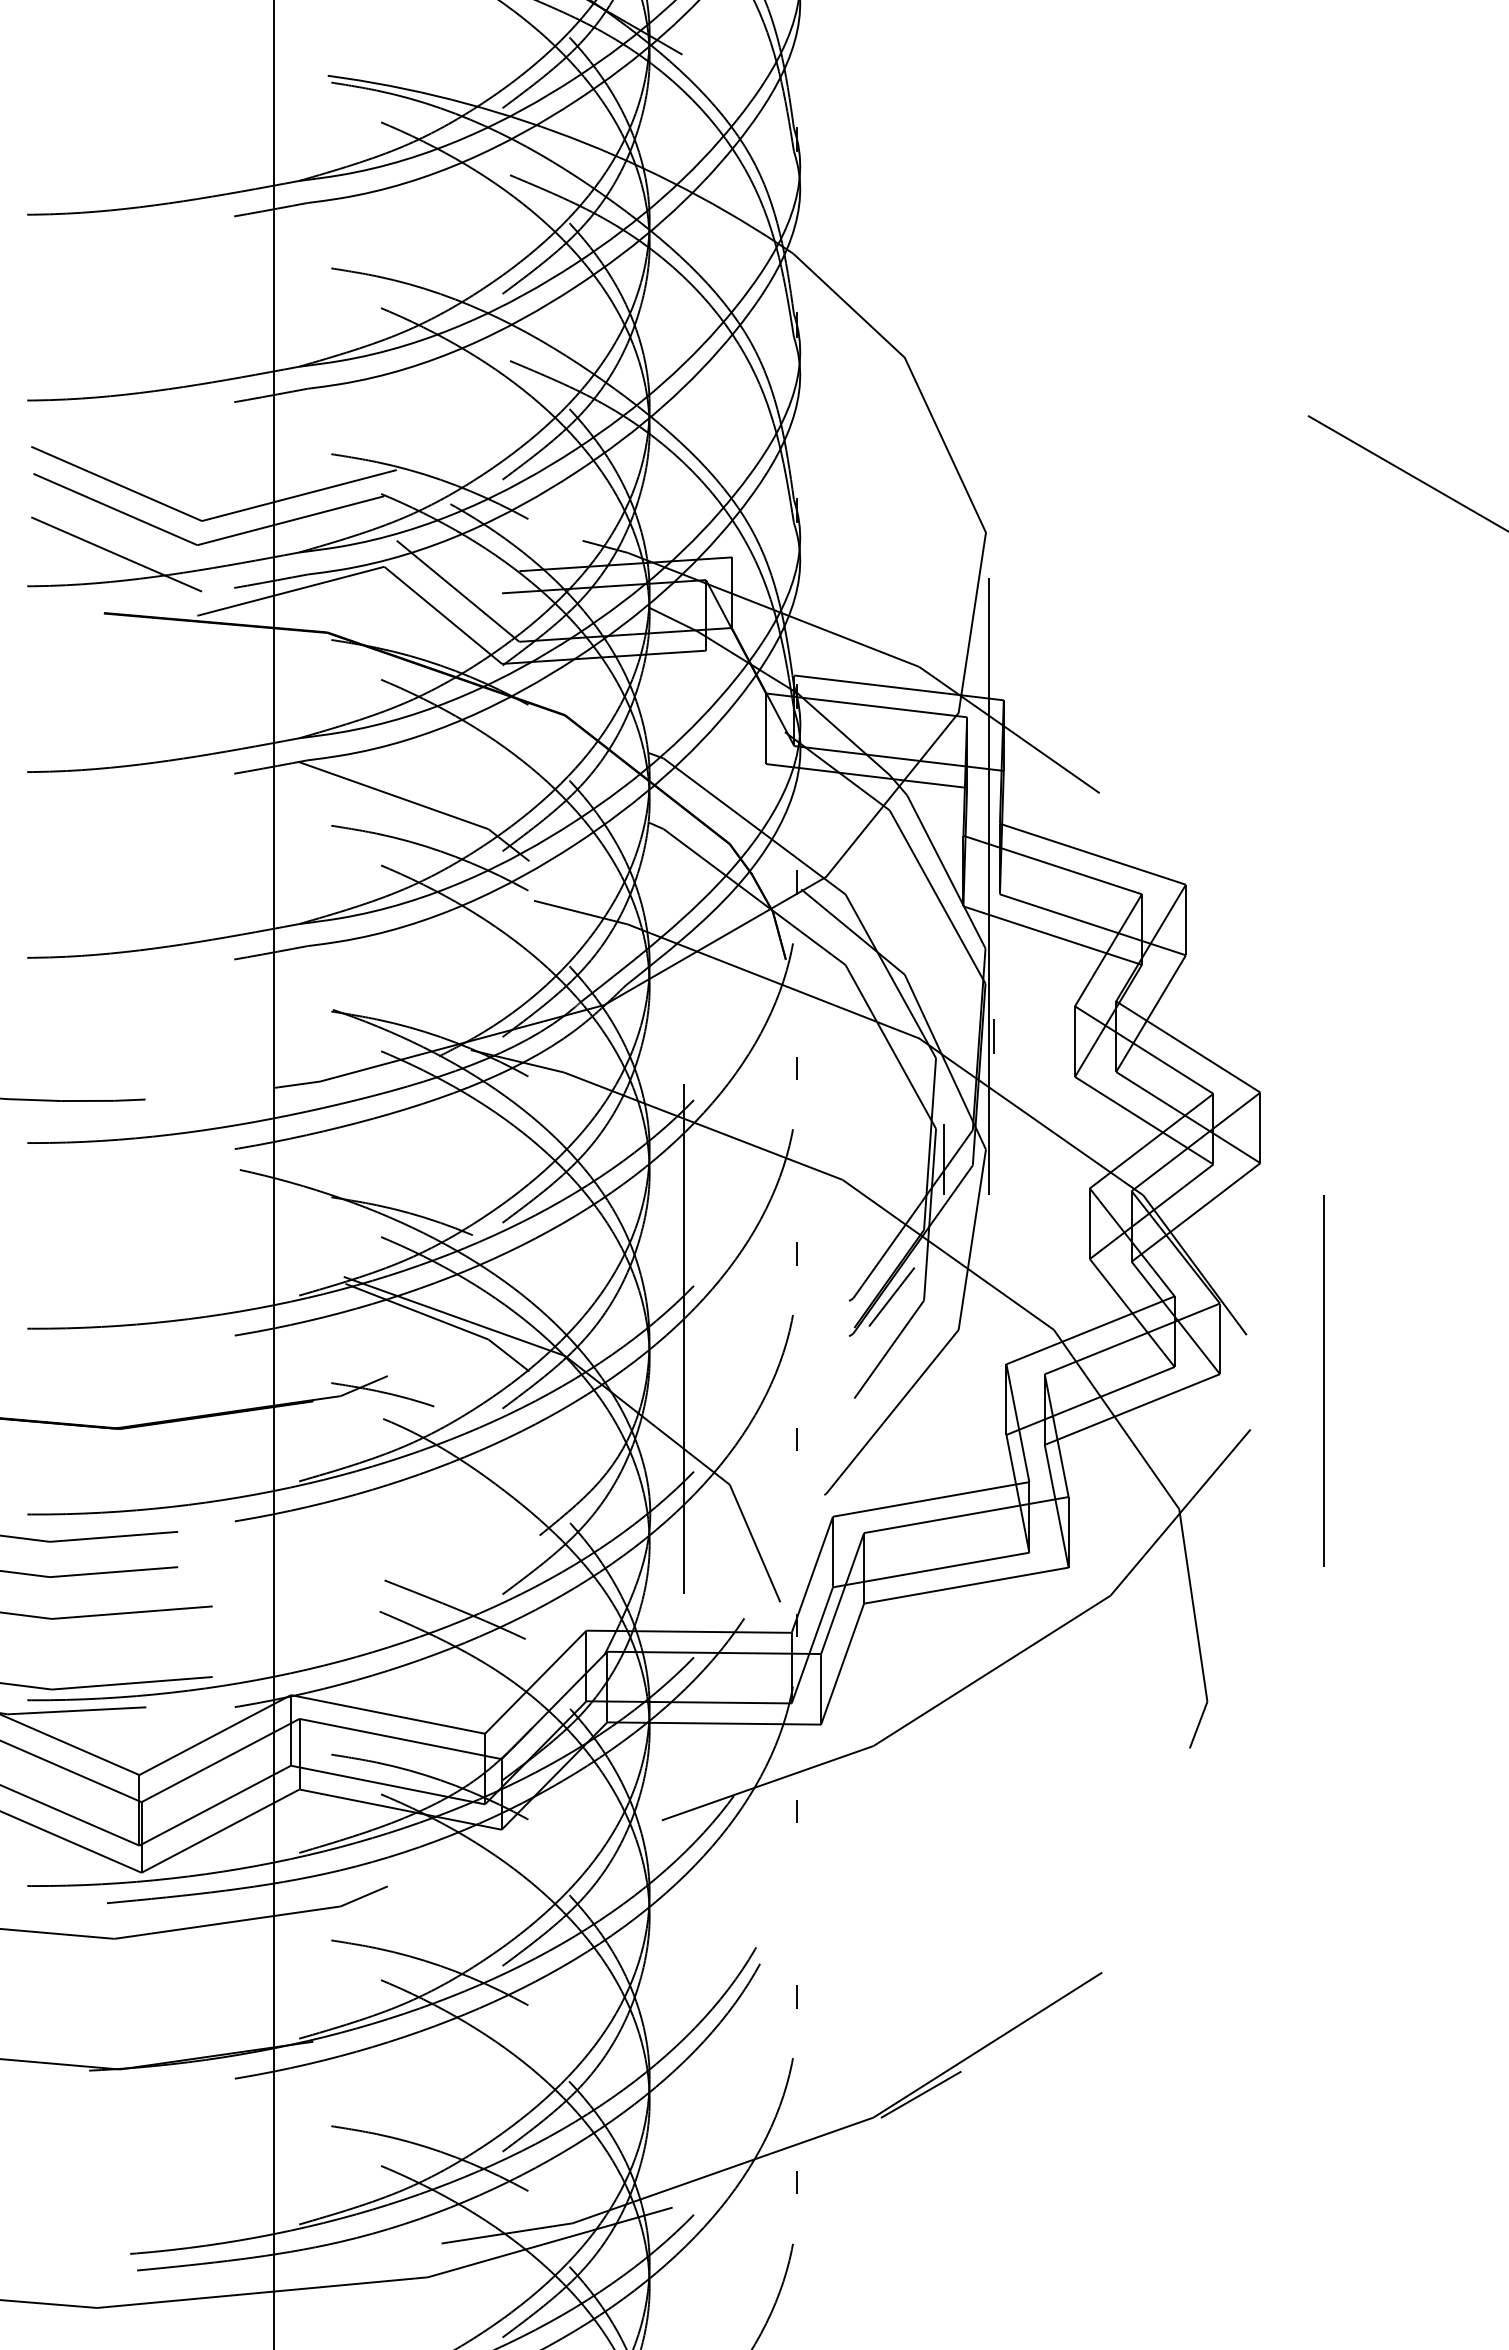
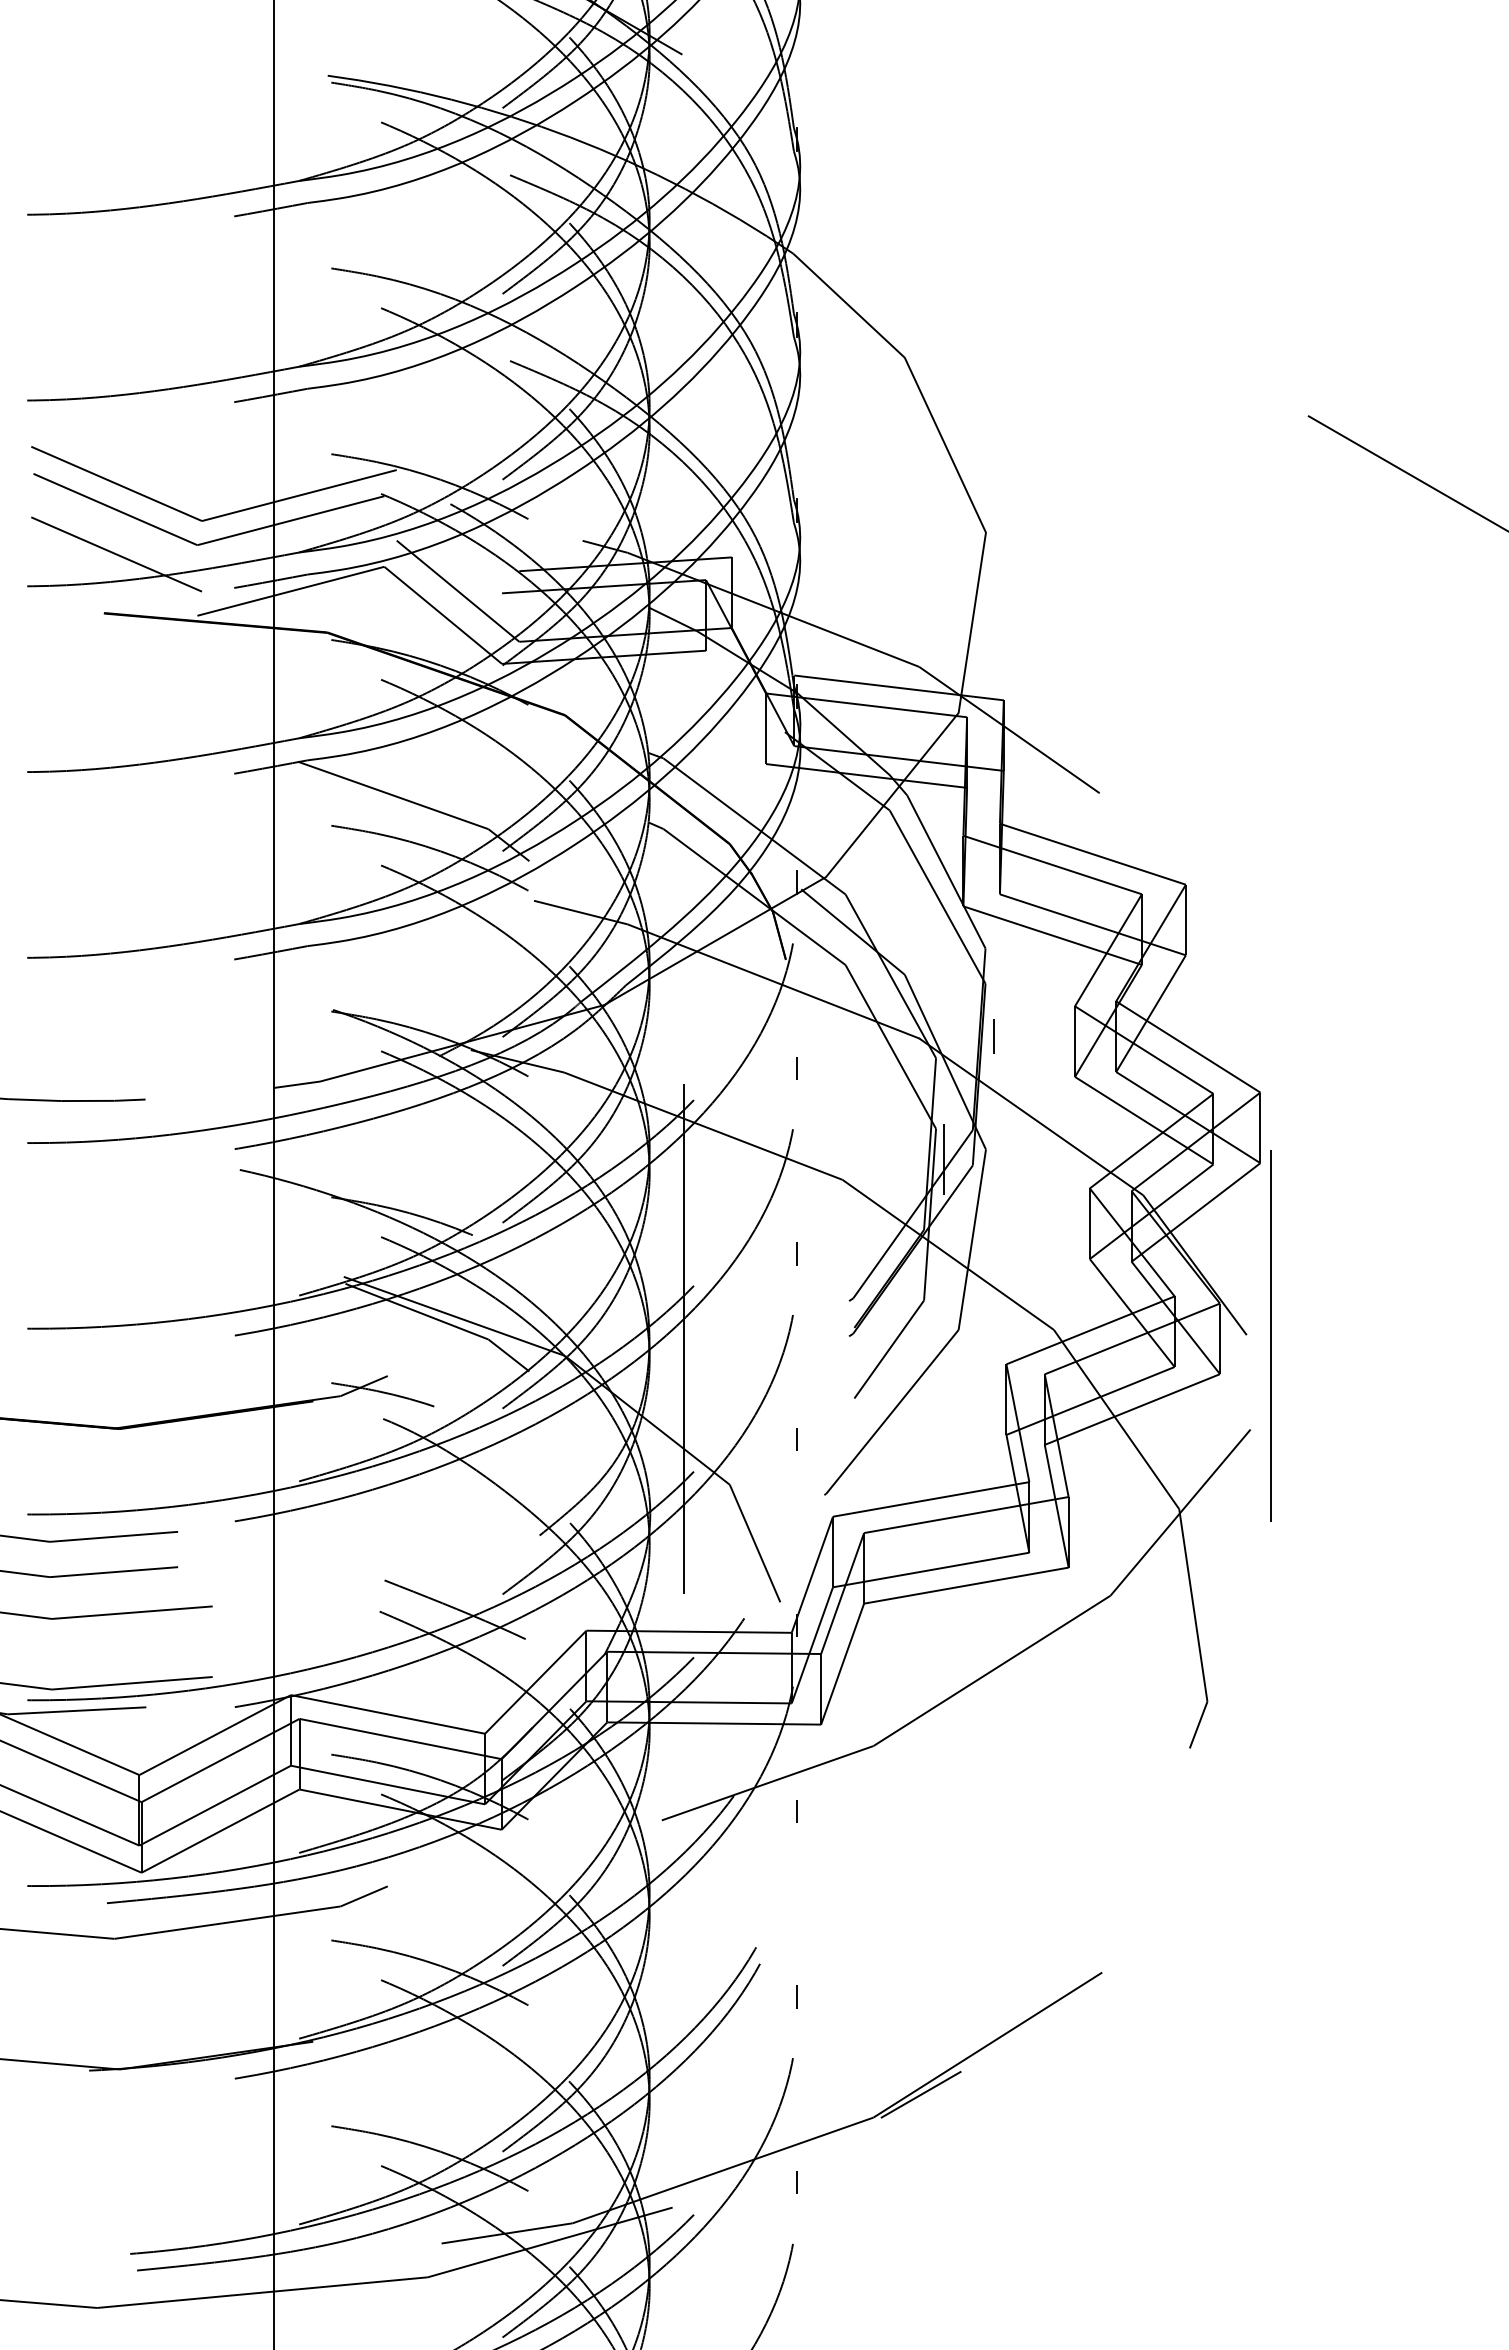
line: present -> none (989, 886)
line: present -> none (891, 1296)
line position: (1323, 1380) -> (1270, 1335) (1270, 1335)
